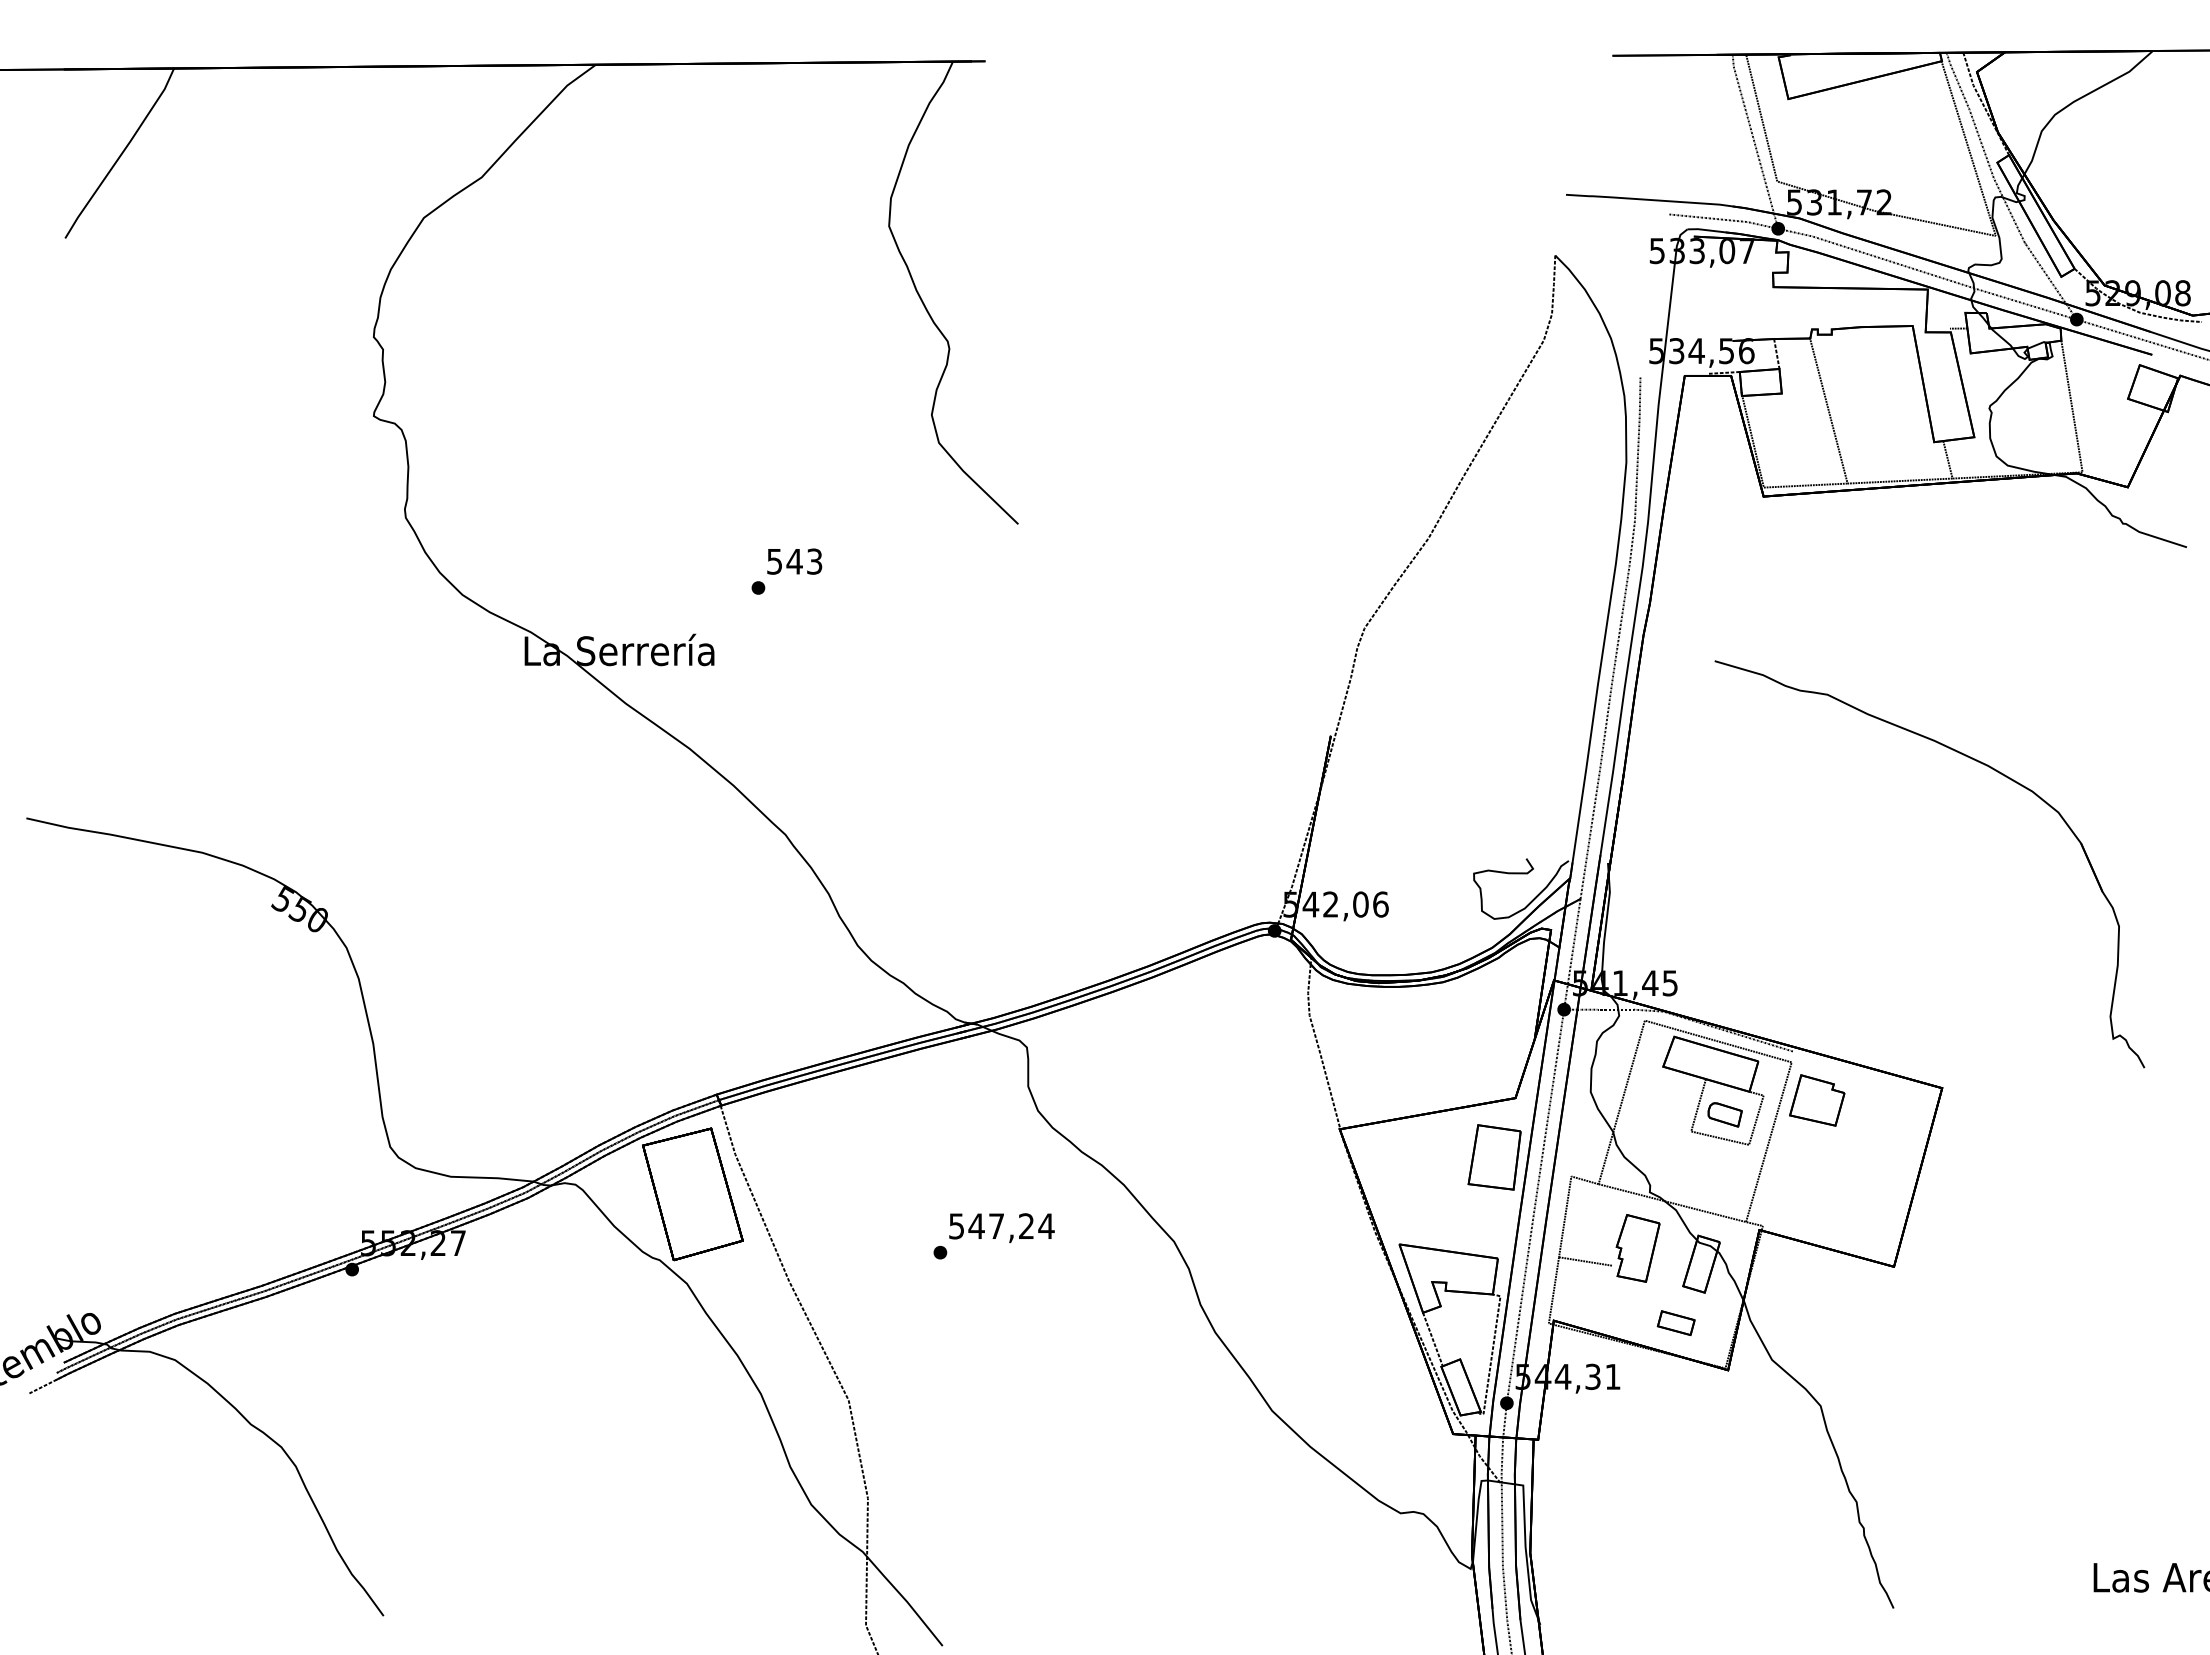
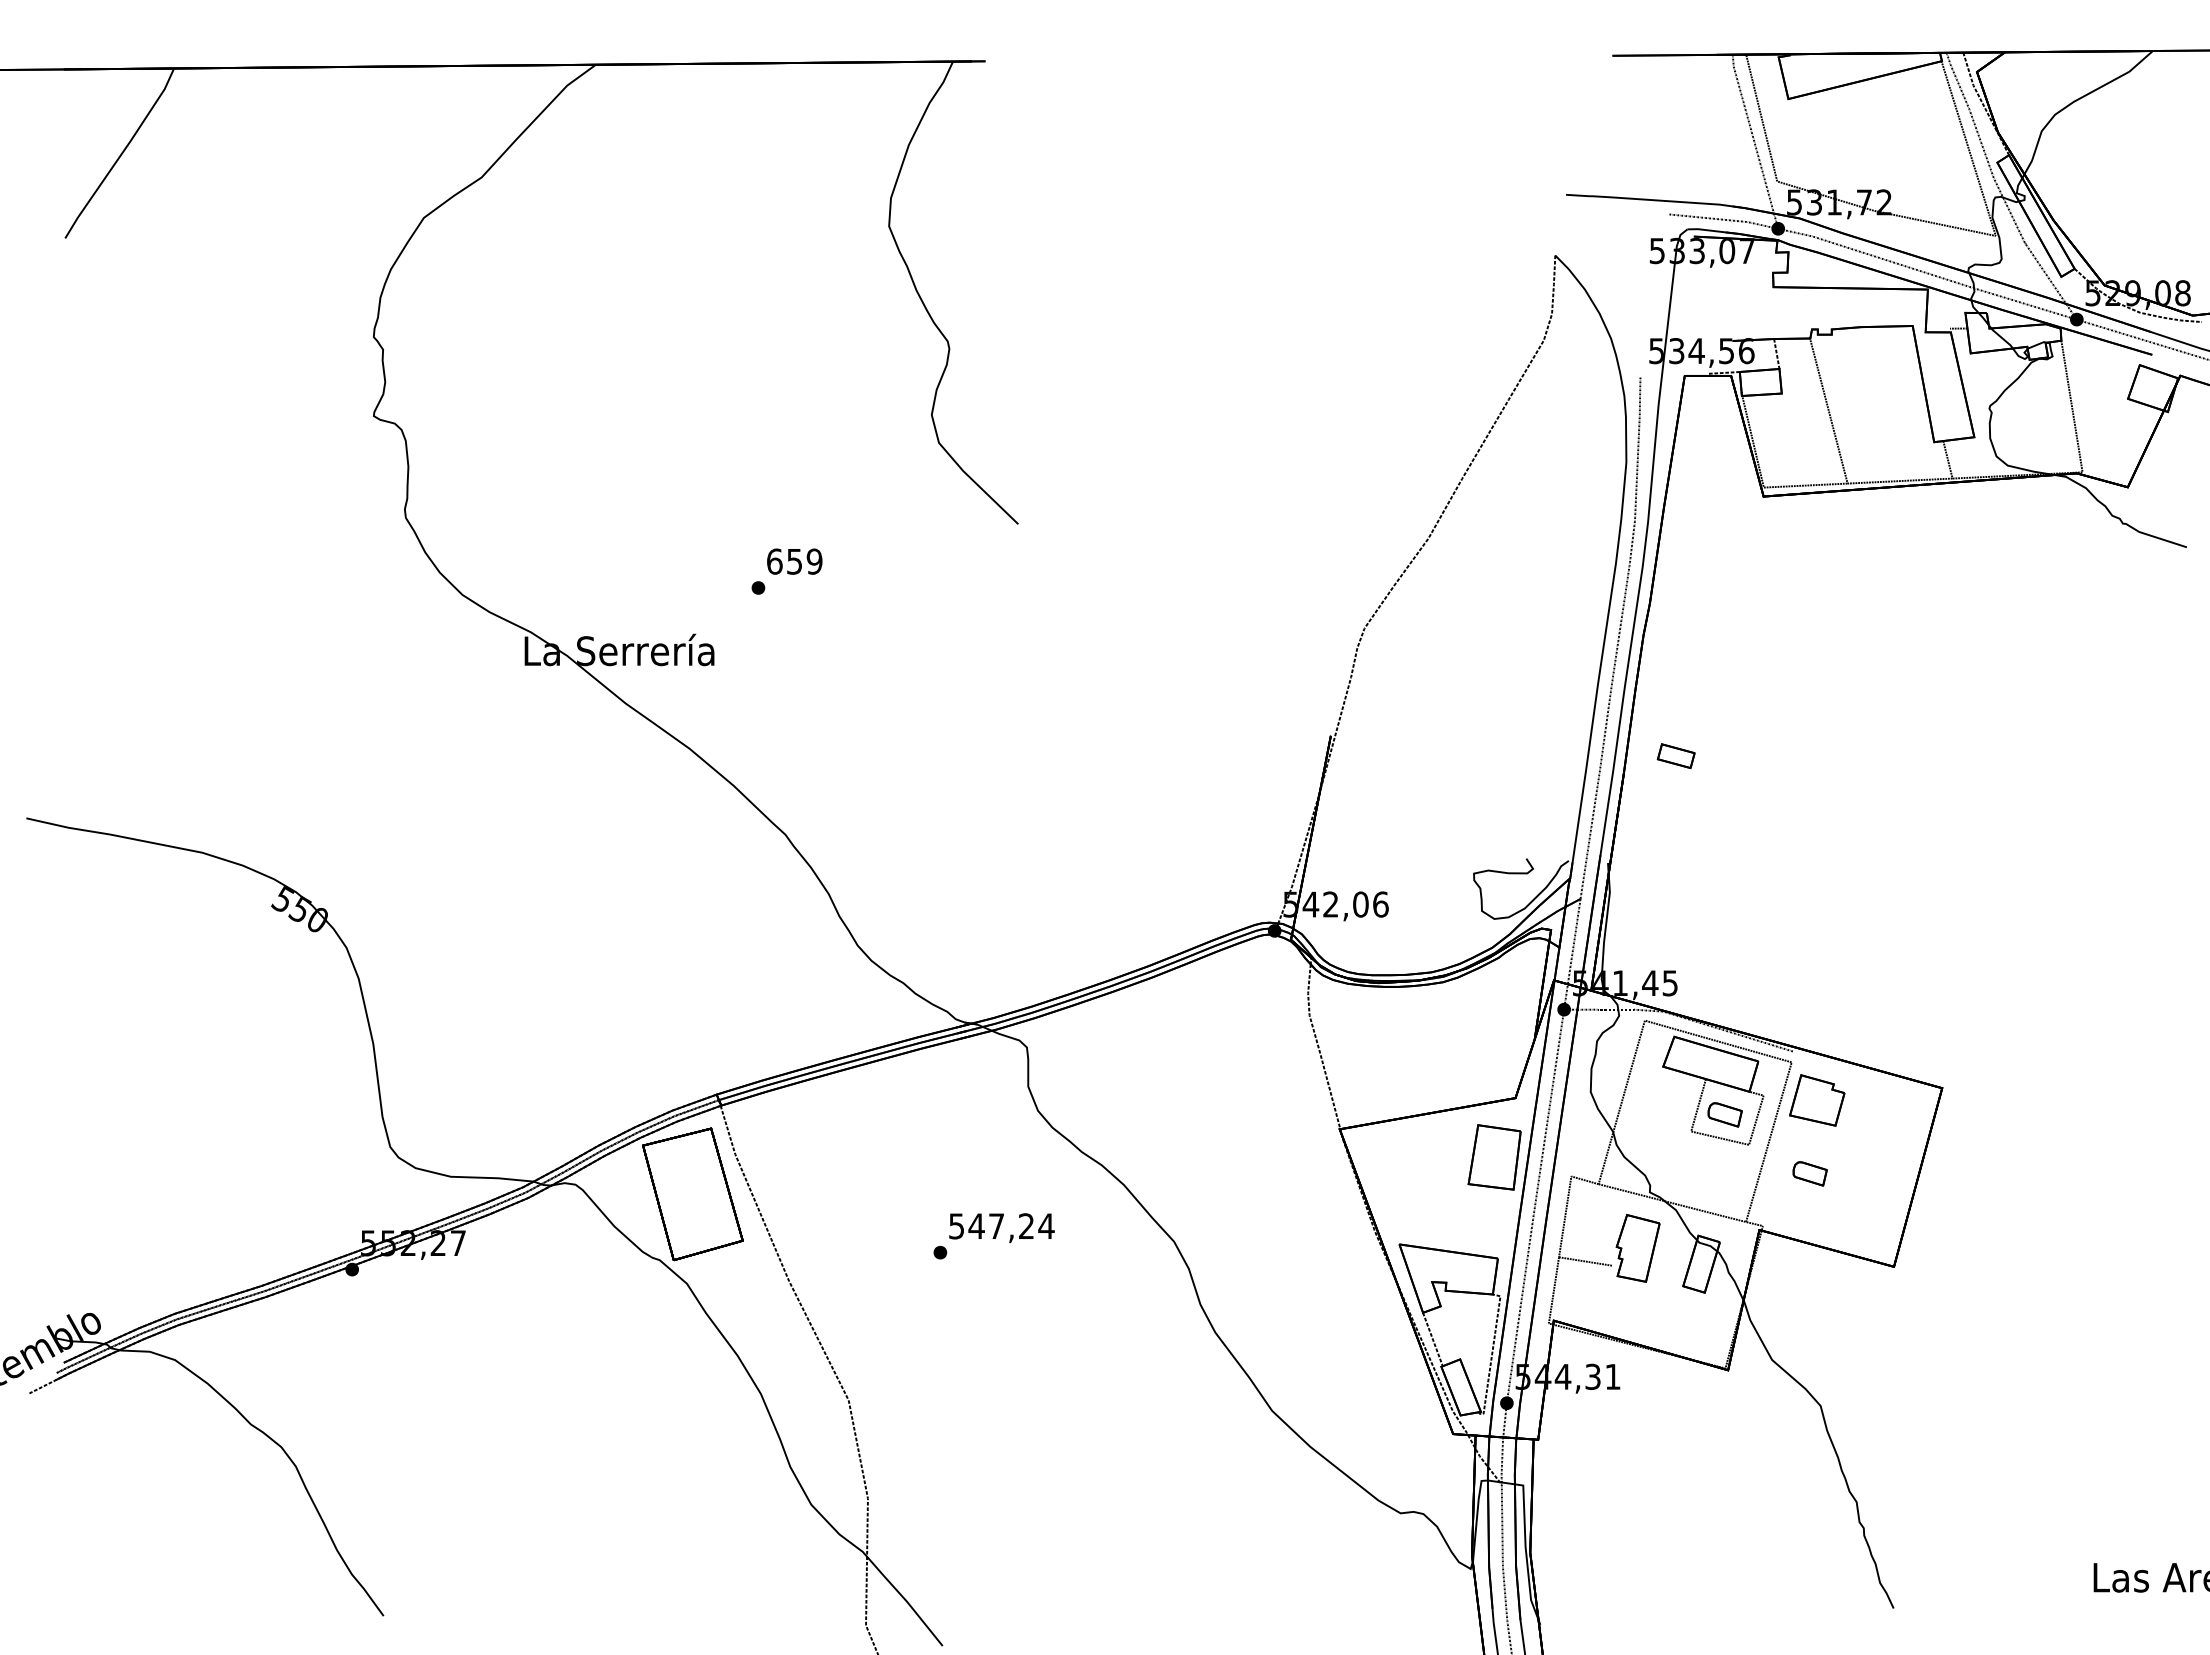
text: 543 -> 659 (794, 561)
part: present -> none (1973, 760)
part: none -> present (1809, 1173)
part position: (1675, 1322) -> (1675, 755) (1675, 755)
